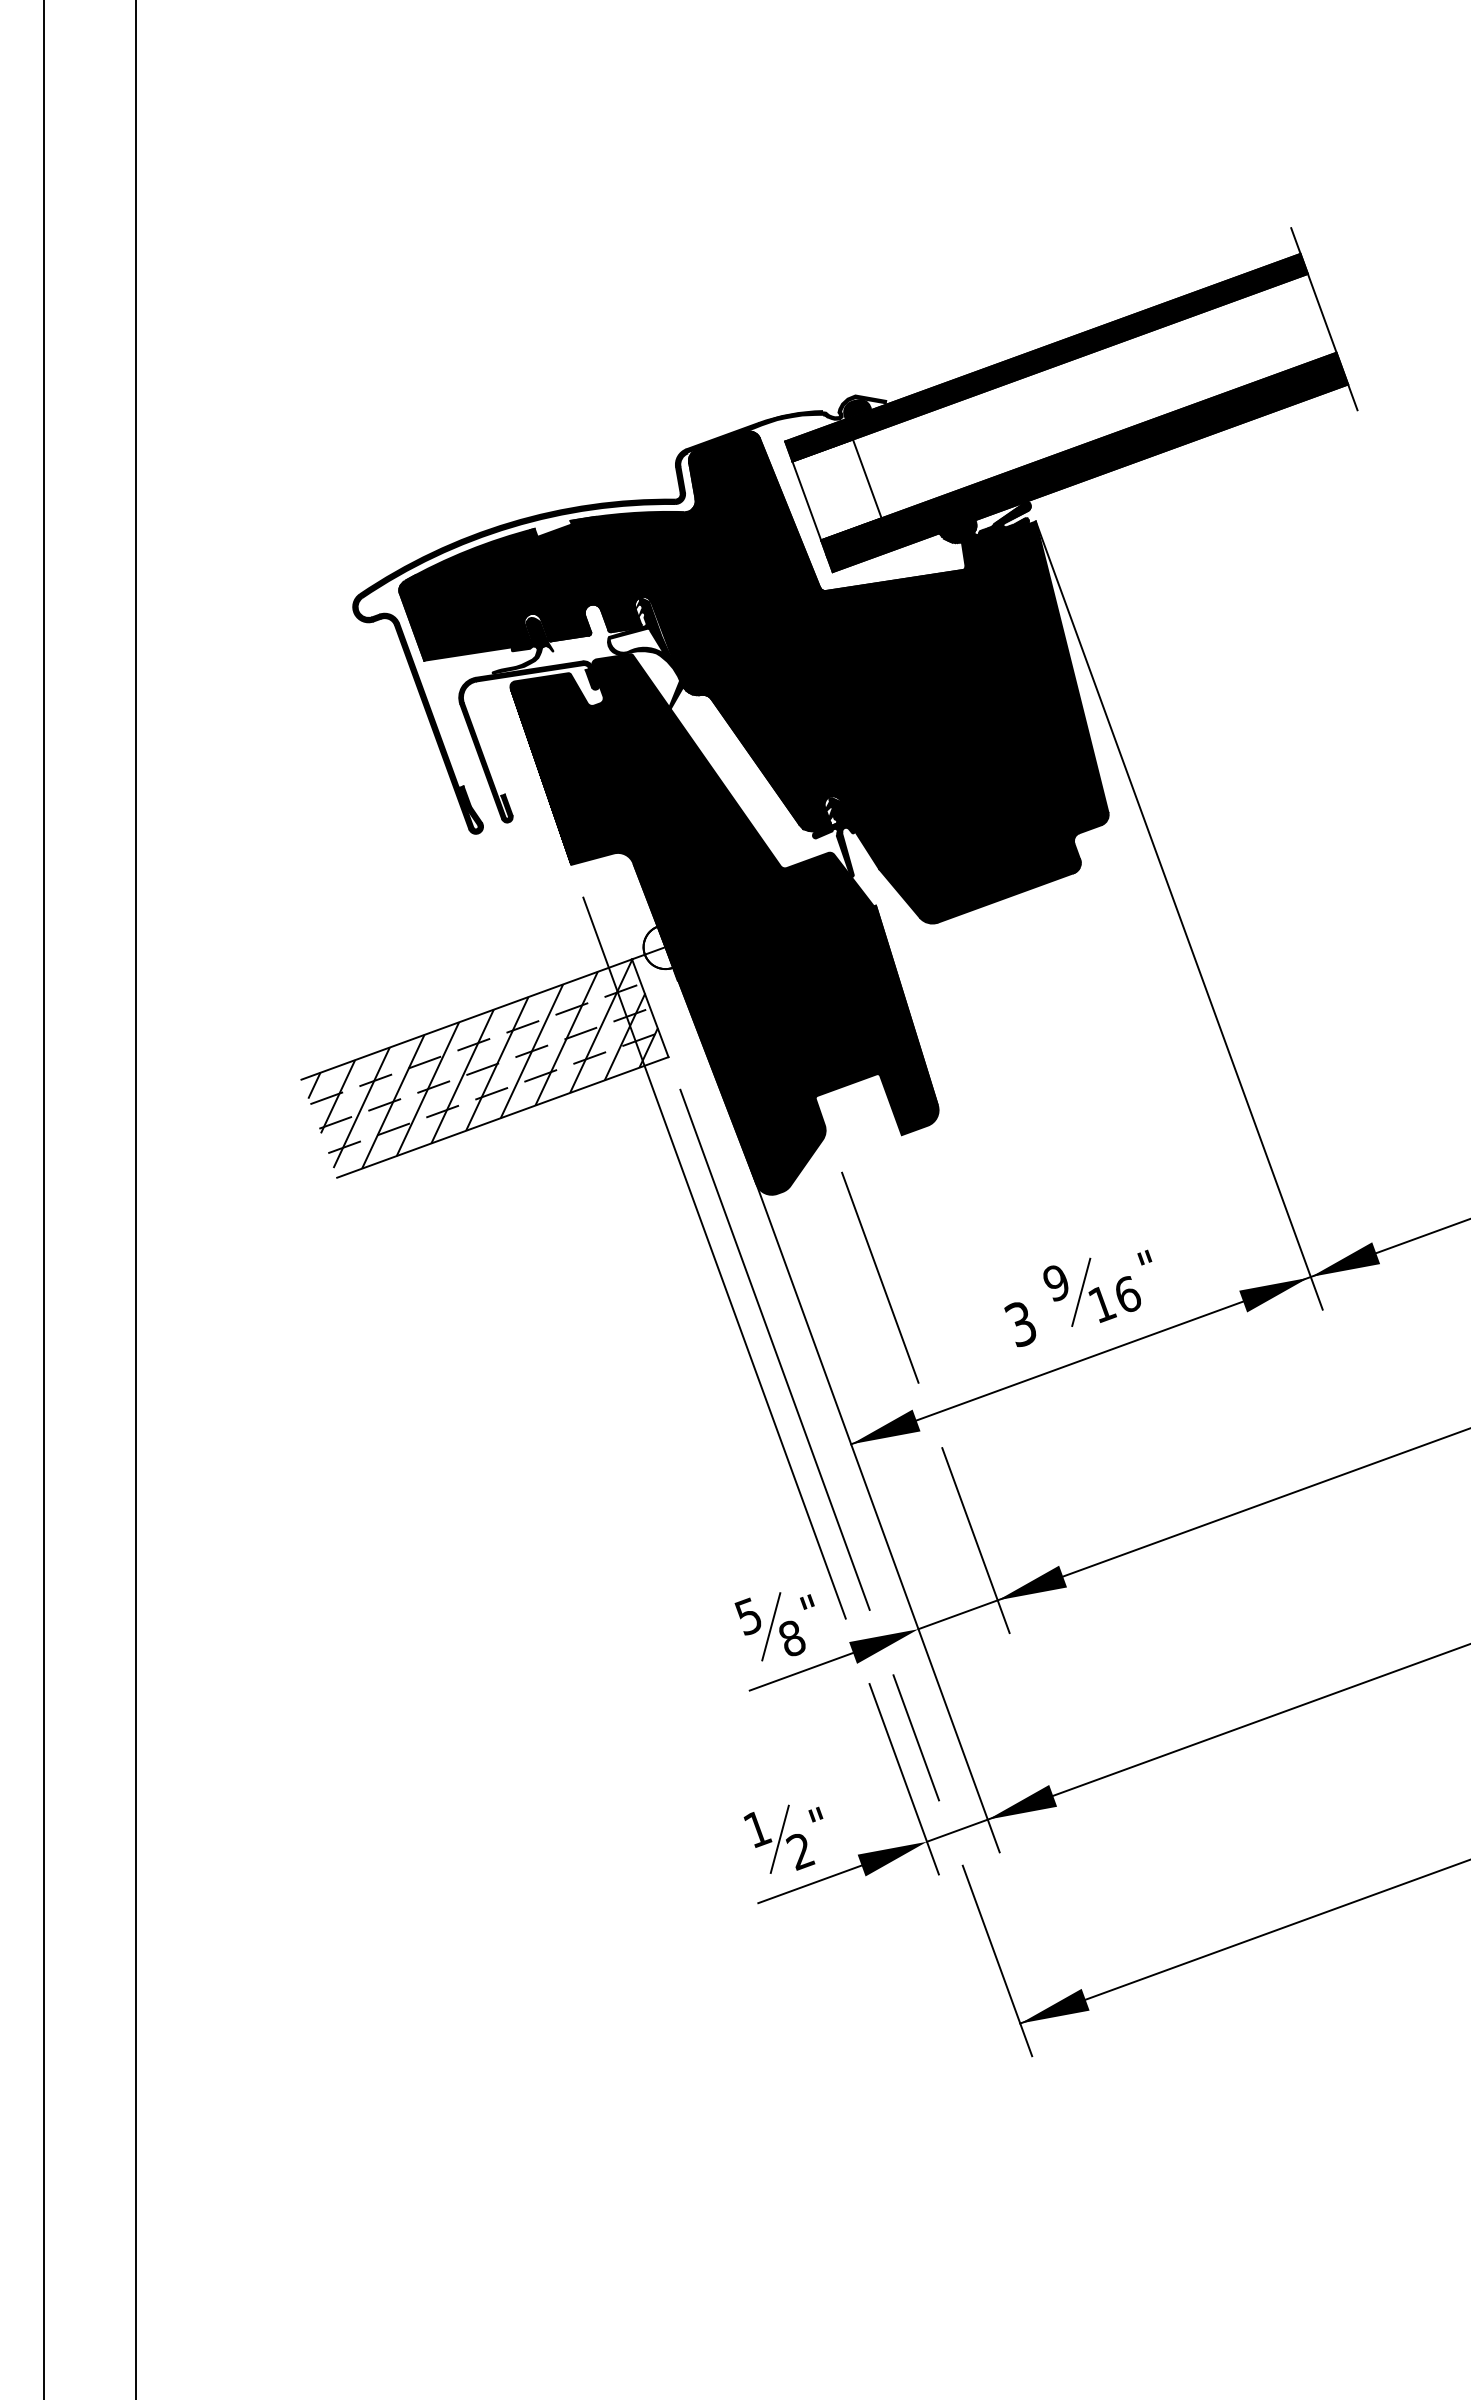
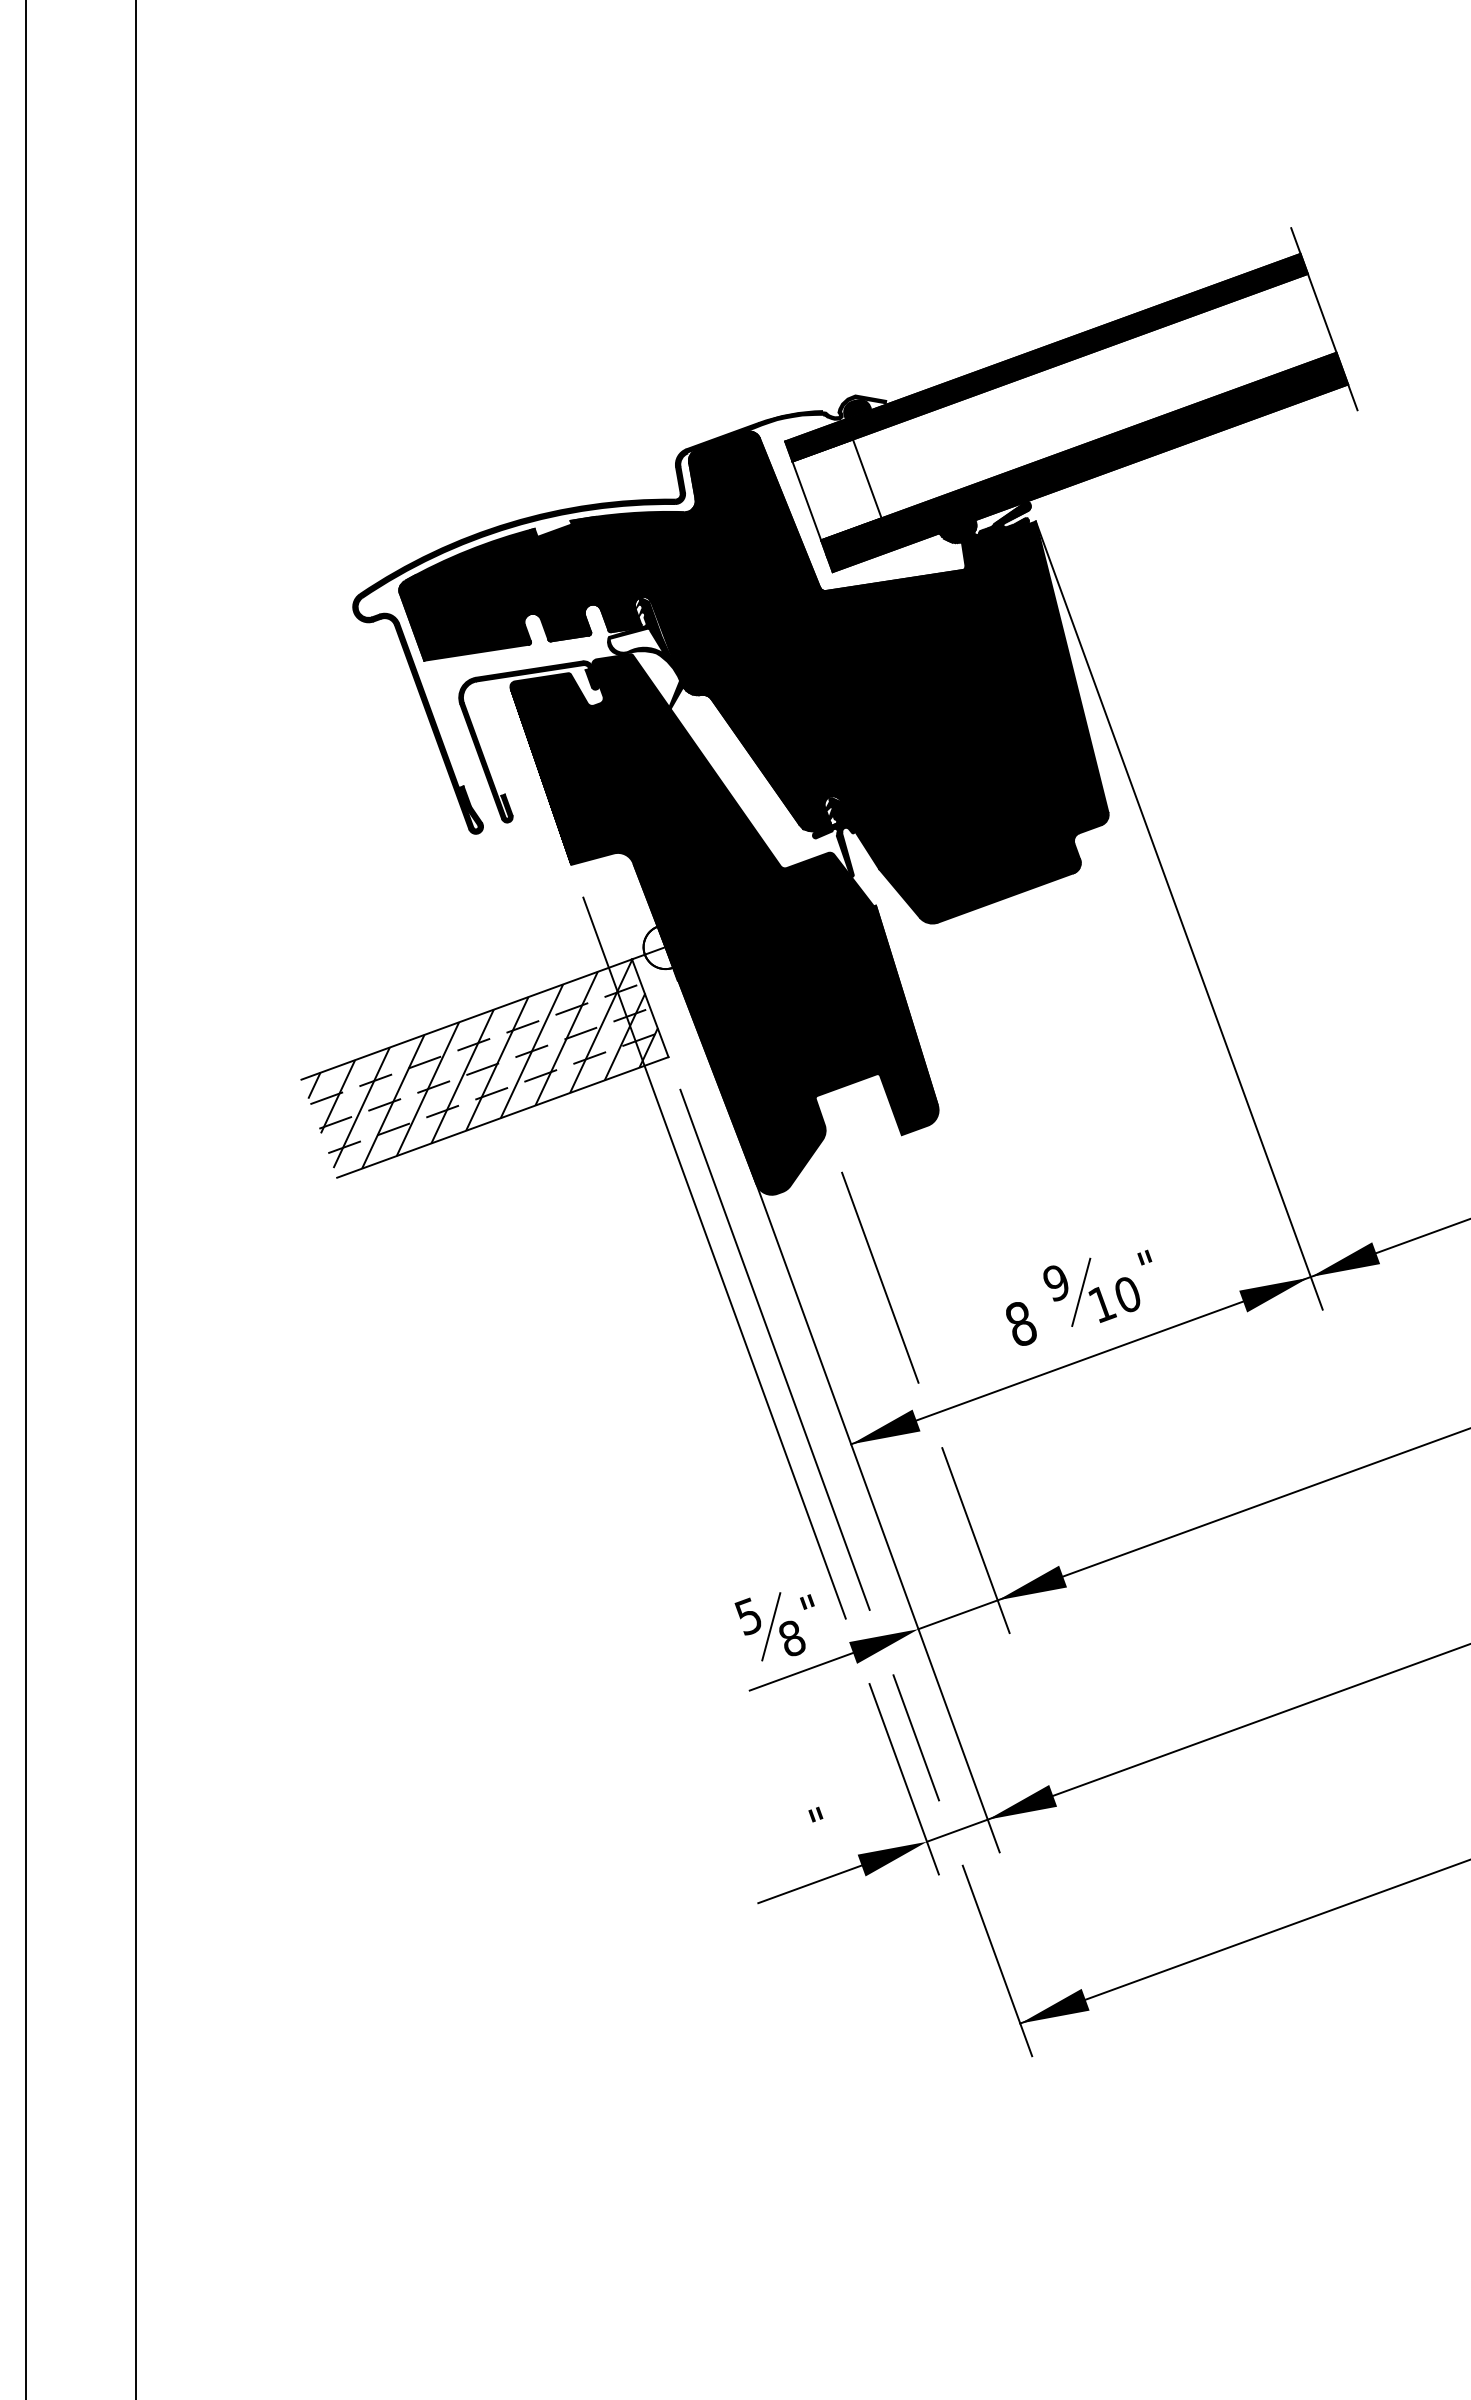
fill: present -> none (522, 645)
line position: (43, 1199) -> (25, 1199) (25, 1199)
text: 16 -> 10 (1128, 1294)
text: 3 -> 8 (1020, 1324)
part: present -> none (779, 1838)
